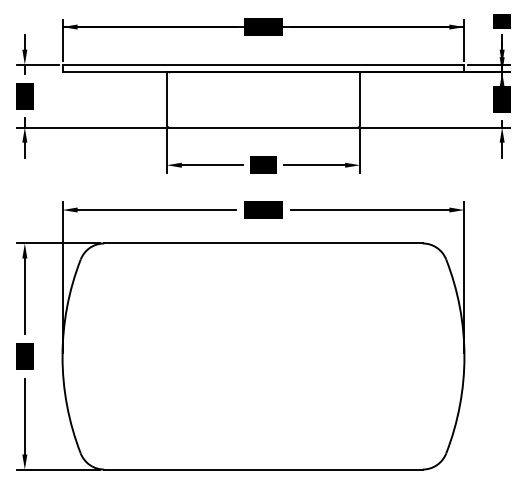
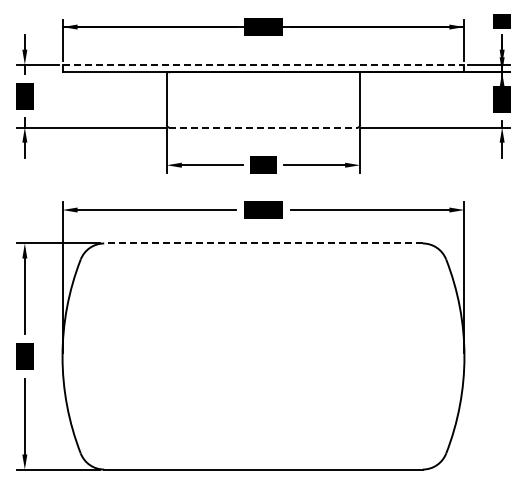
line: solid -> dashed (263, 64)
line: solid -> dashed (263, 127)
line: solid -> dashed (263, 243)
